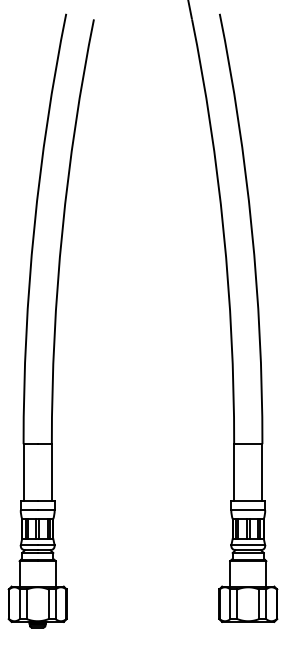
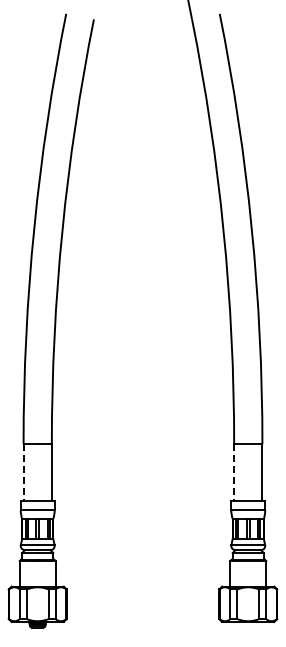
line: solid -> dashed (23, 472)
line: solid -> dashed (234, 472)
